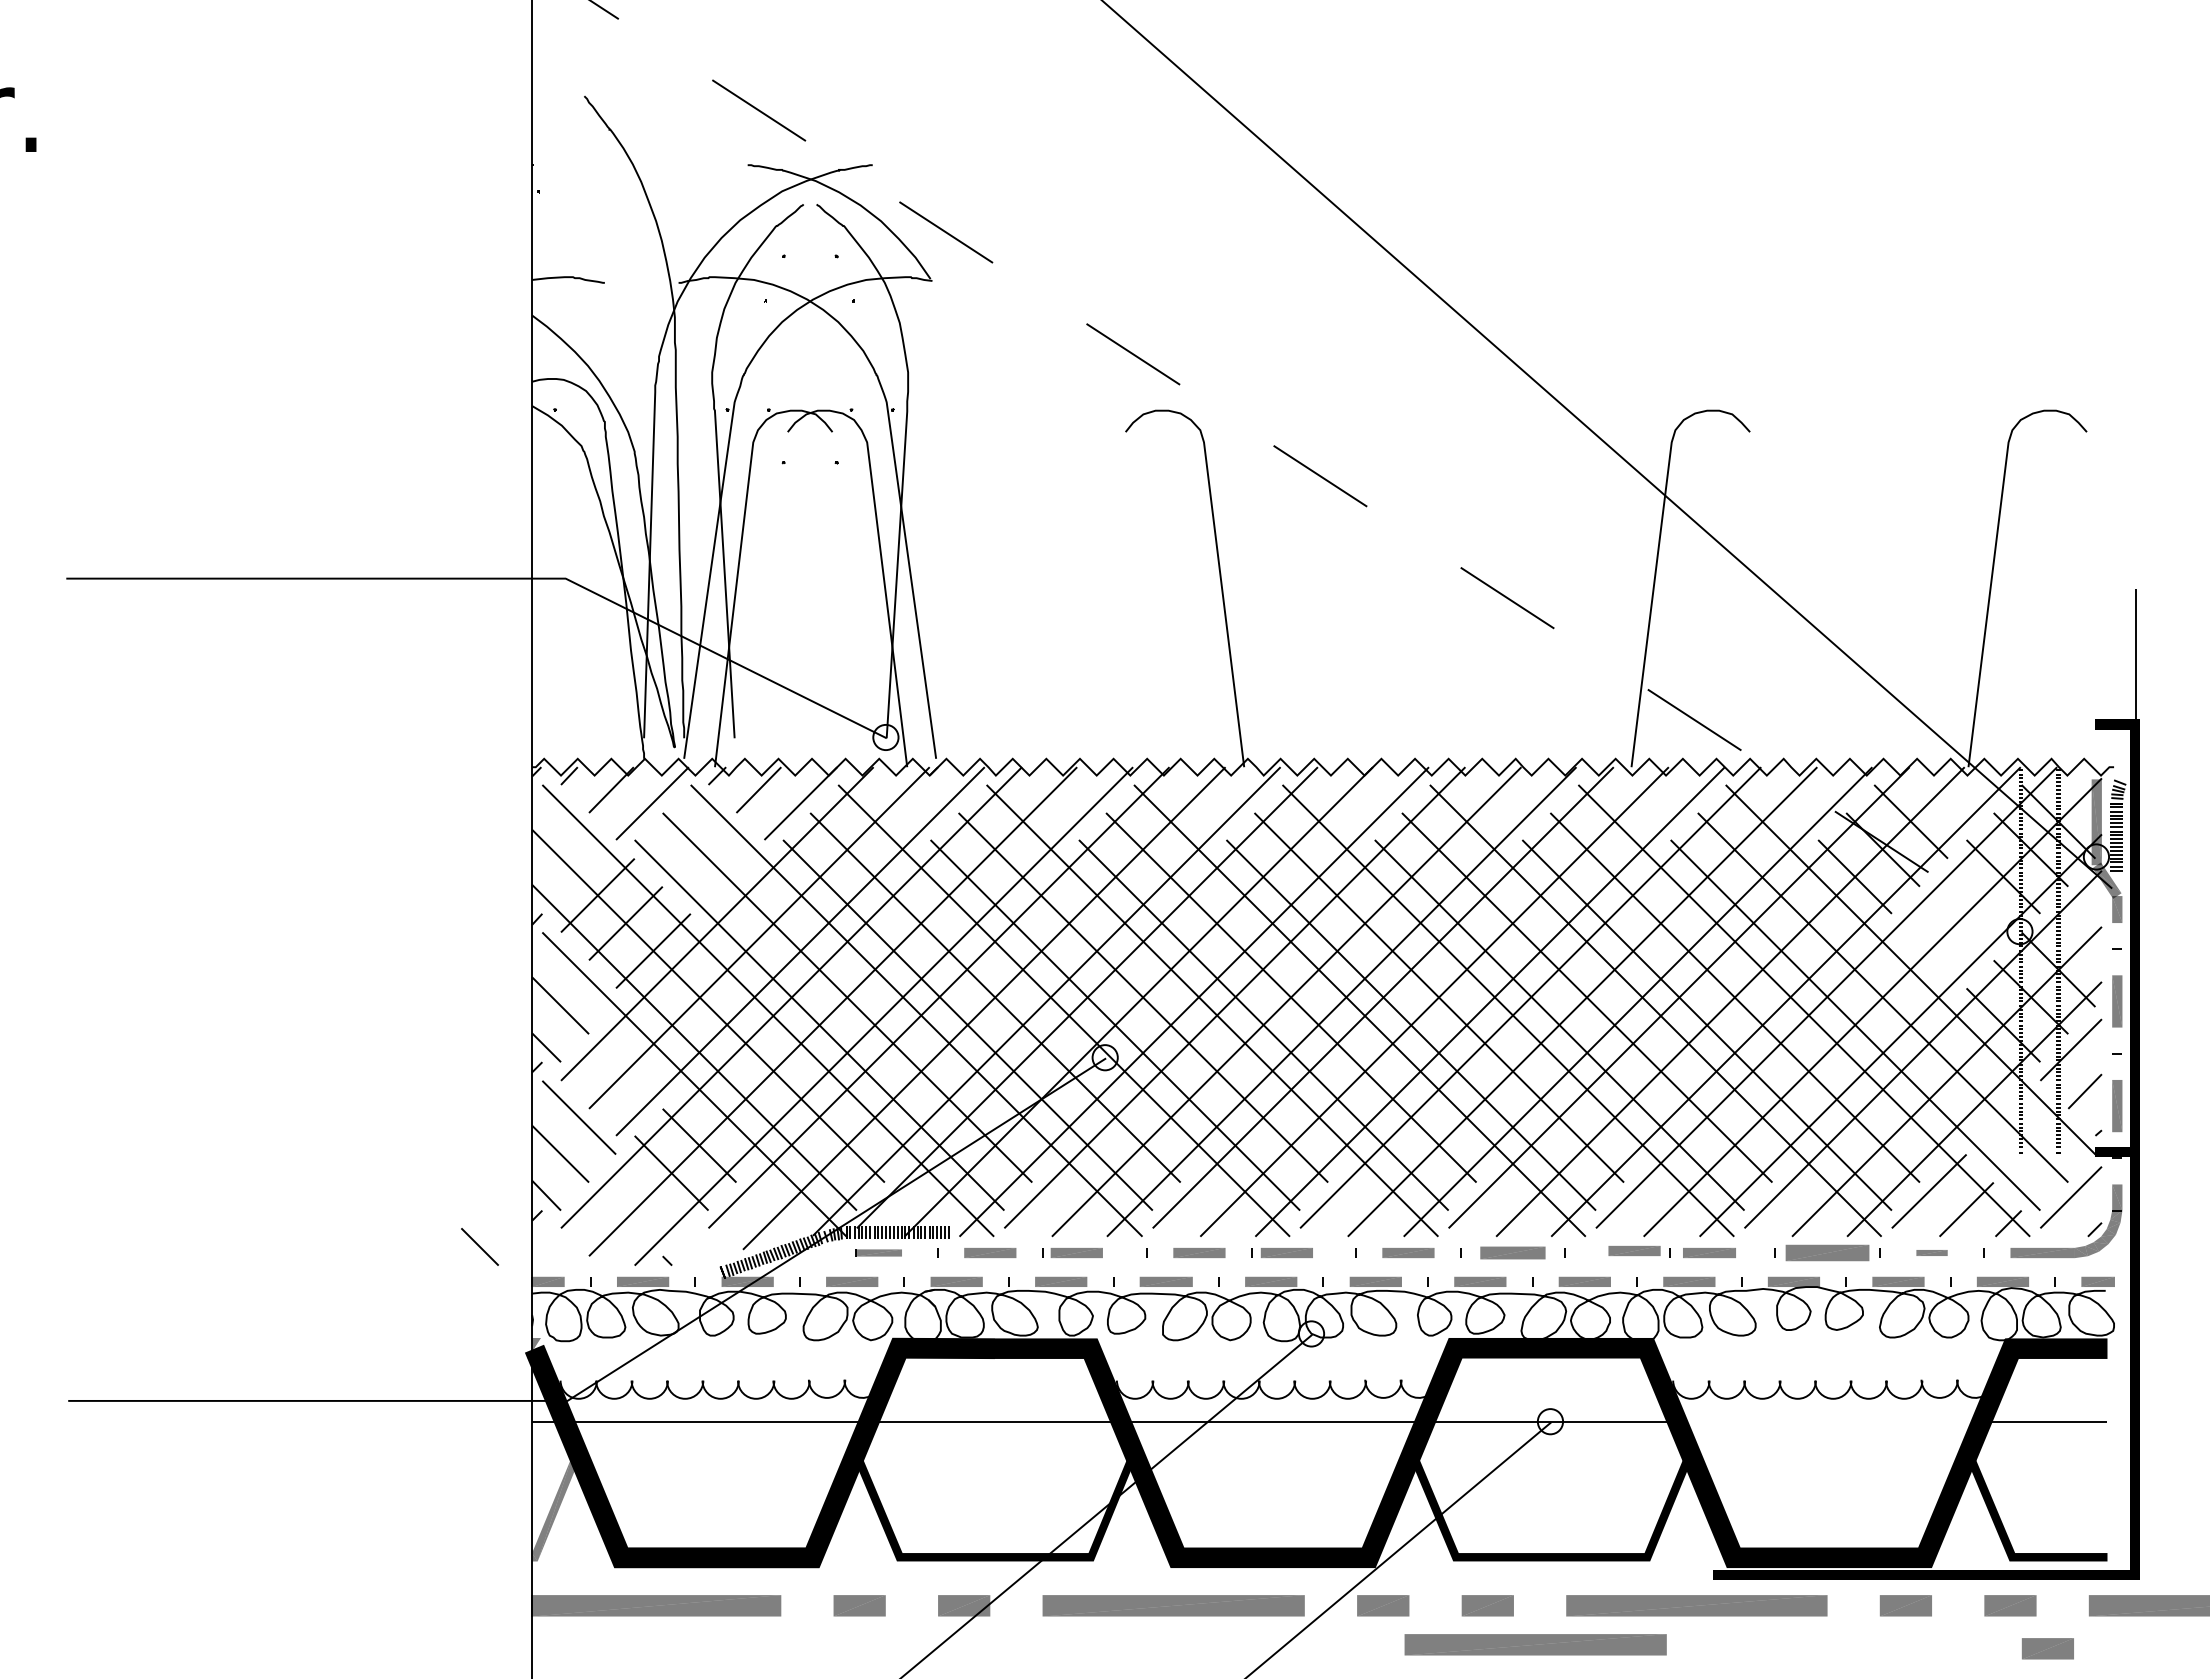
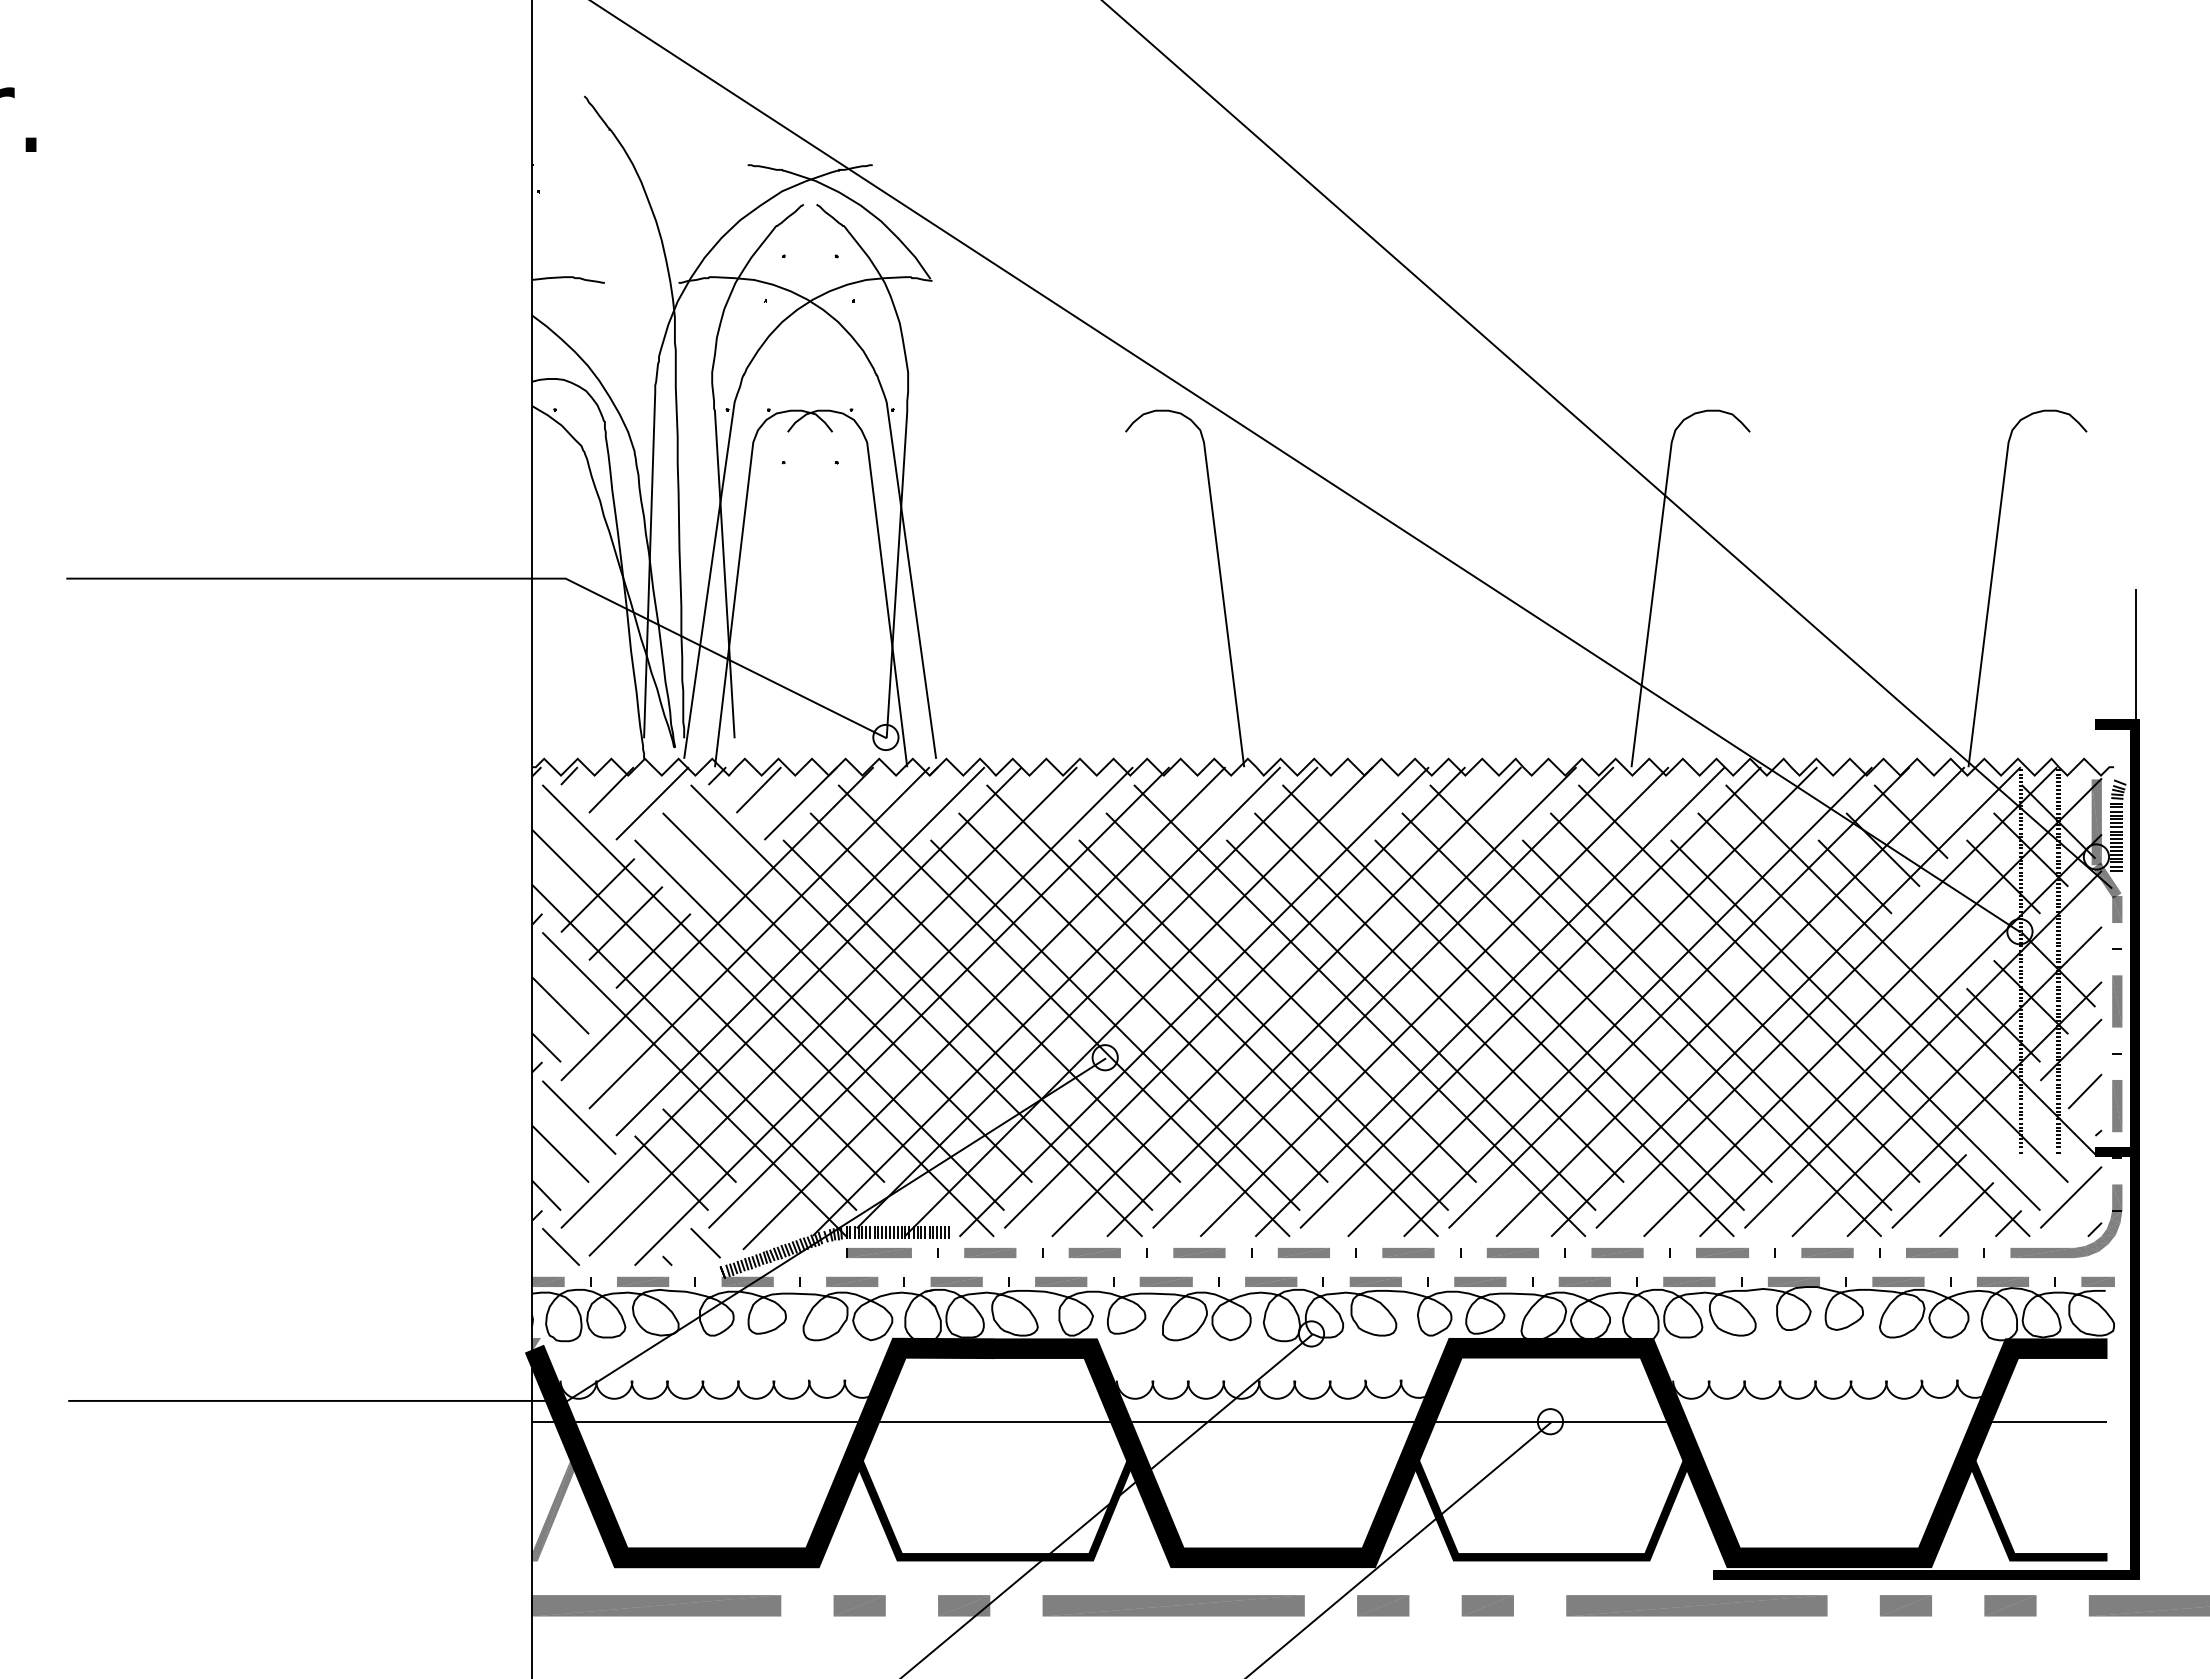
line: dashed -> solid (1305, 466)
line: none -> present (705, 1242)
line position: (479, 1246) -> (560, 1246) (560, 1246)
part position: (1634, 1250) -> (1617, 1252) (1617, 1252)
part size: 47x8 px -> 66x10 px (878, 1252)
part position: (1076, 1252) -> (1094, 1252) (1094, 1252)
part position: (1286, 1252) -> (1303, 1252) (1303, 1252)
part size: 66x14 px -> 52x10 px (1512, 1252)
part position: (1709, 1252) -> (1722, 1252) (1722, 1252)
part size: 85x16 px -> 53x10 px (1827, 1252)
part size: 32x6 px -> 52x10 px (1931, 1252)
part: present -> none (1535, 1644)
part: present -> none (2047, 1648)
